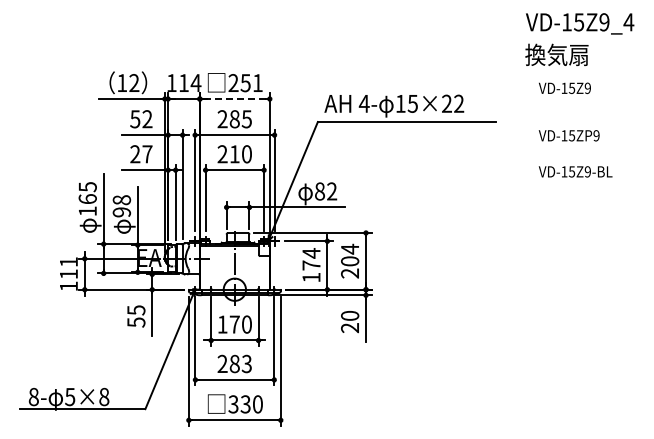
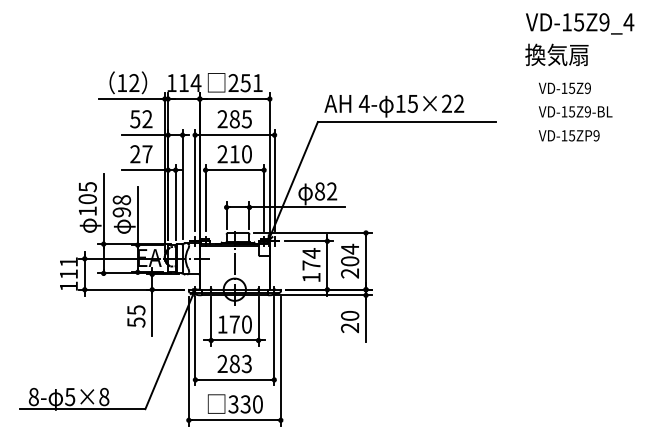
line: dashed -> solid (234, 99)
text position: (575, 171) -> (575, 111) (575, 111)
text: 165 -> 105 (87, 199)
